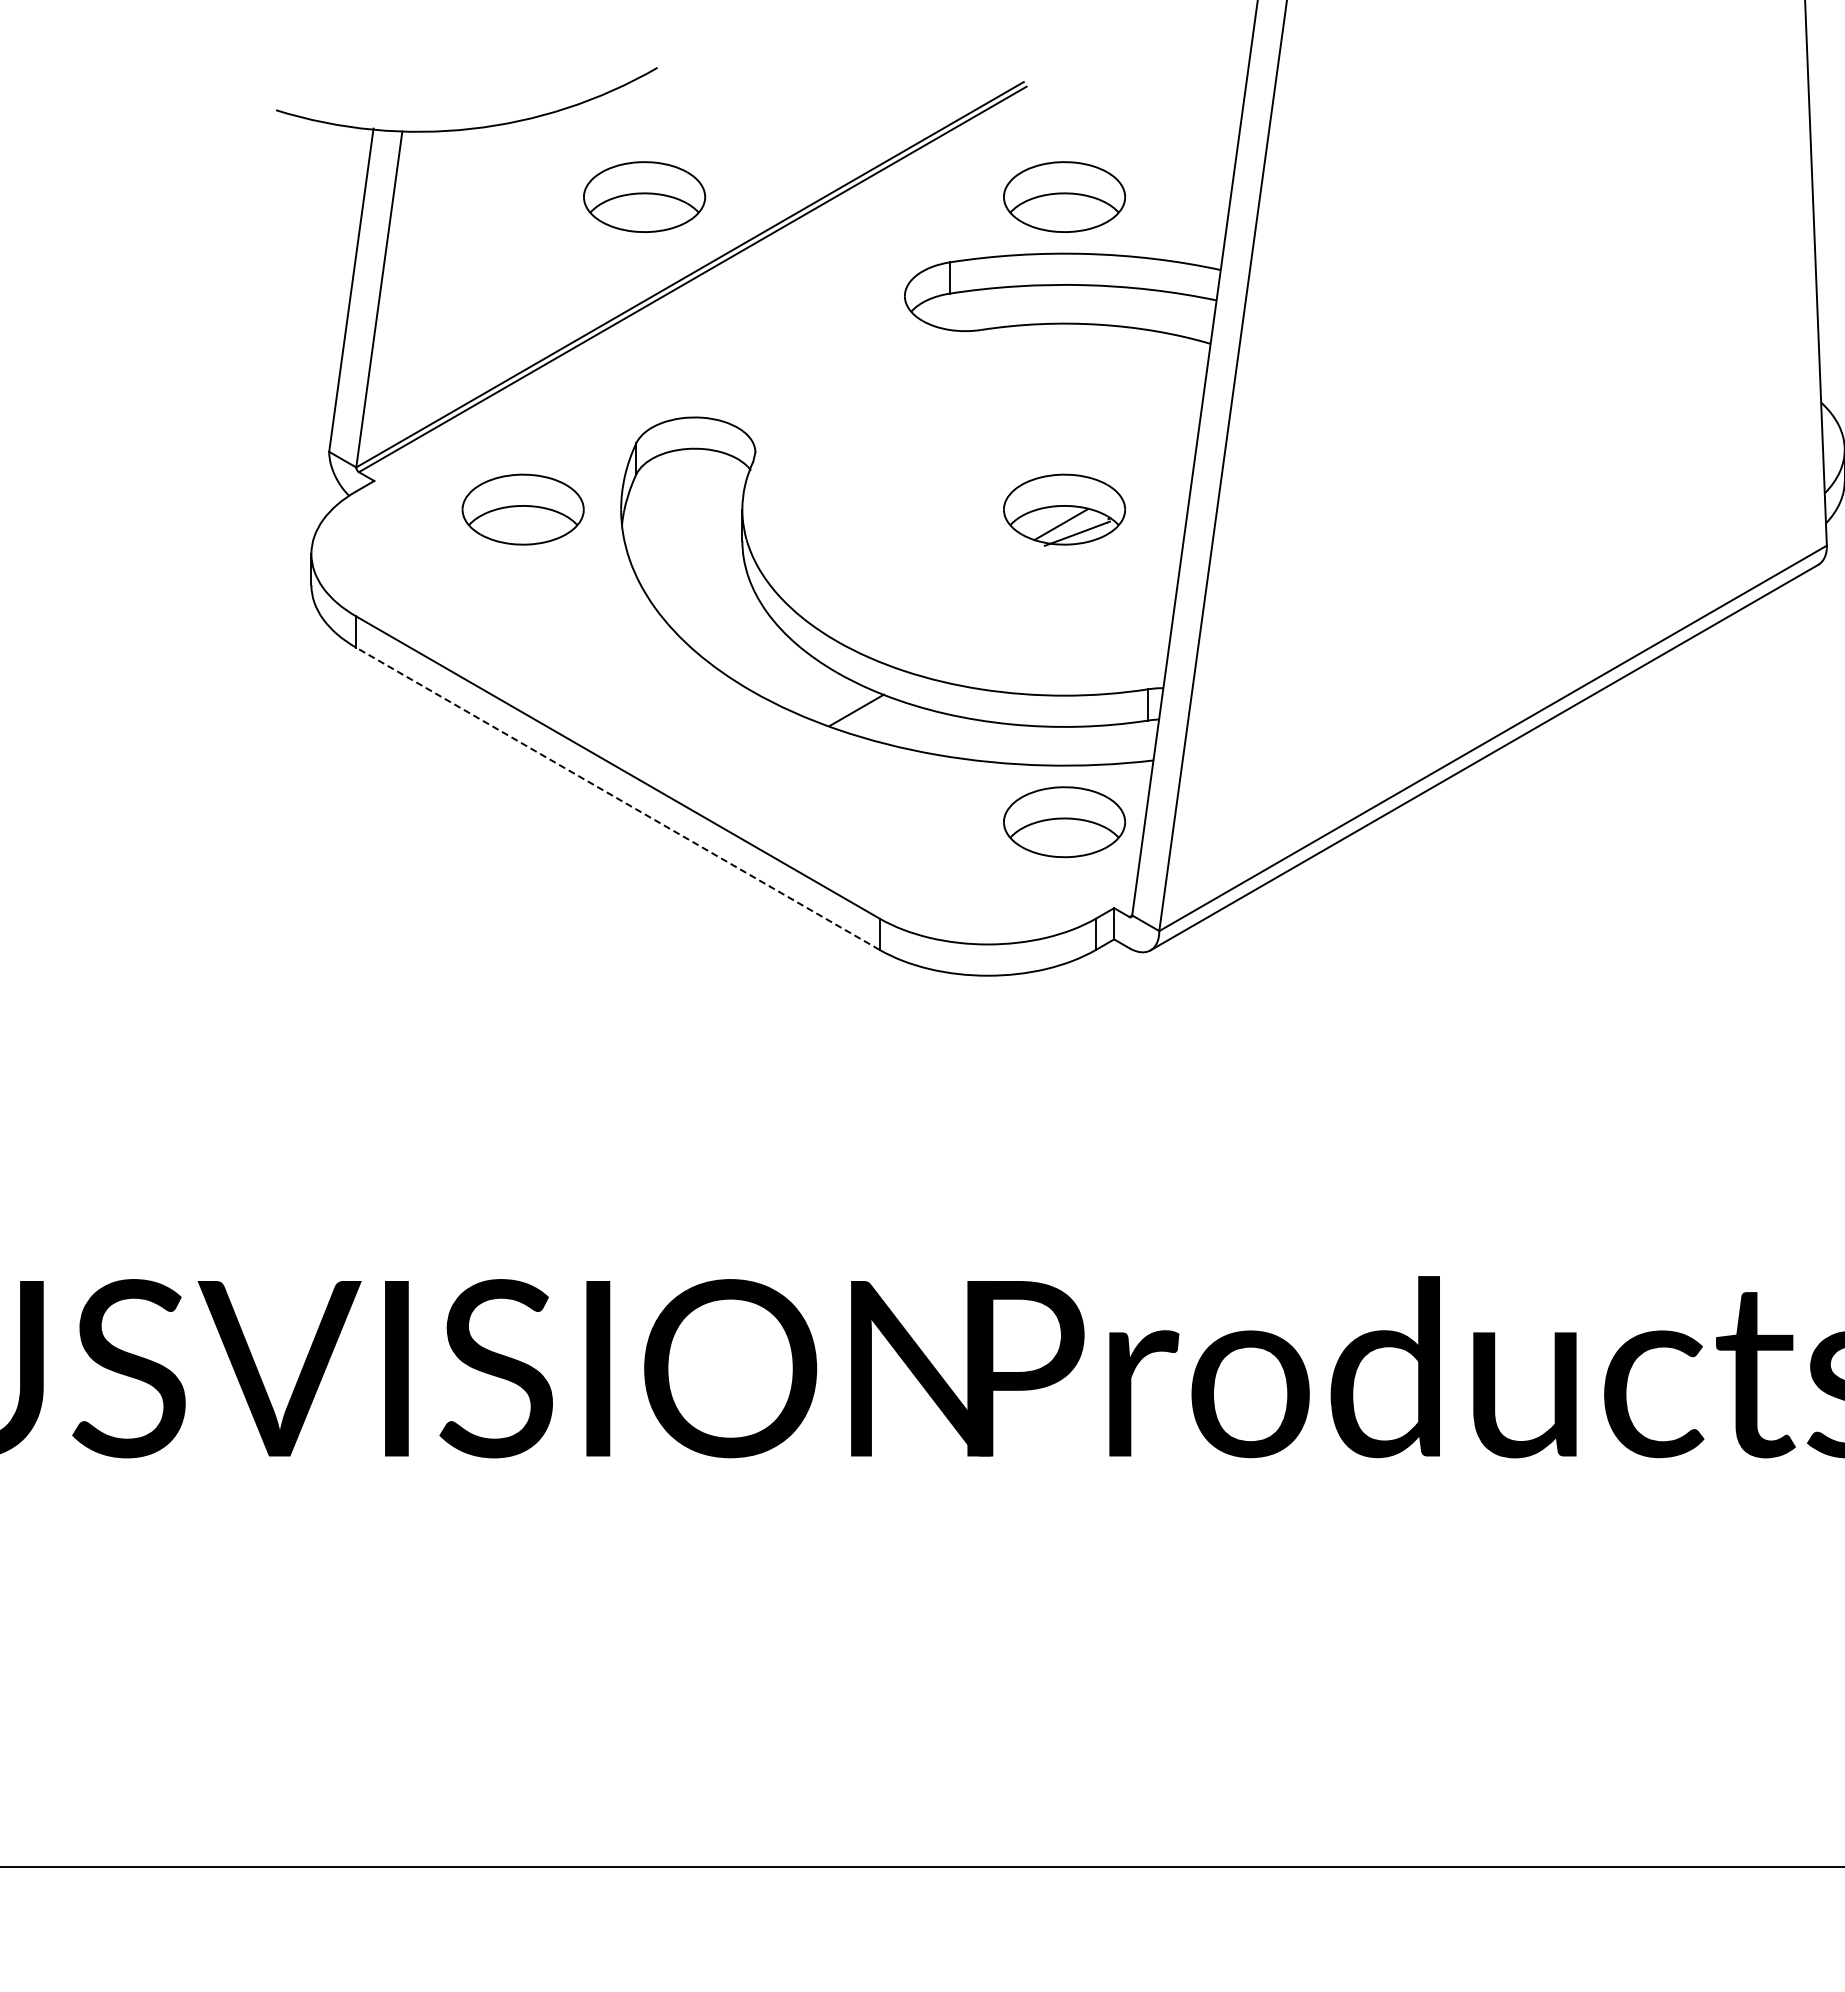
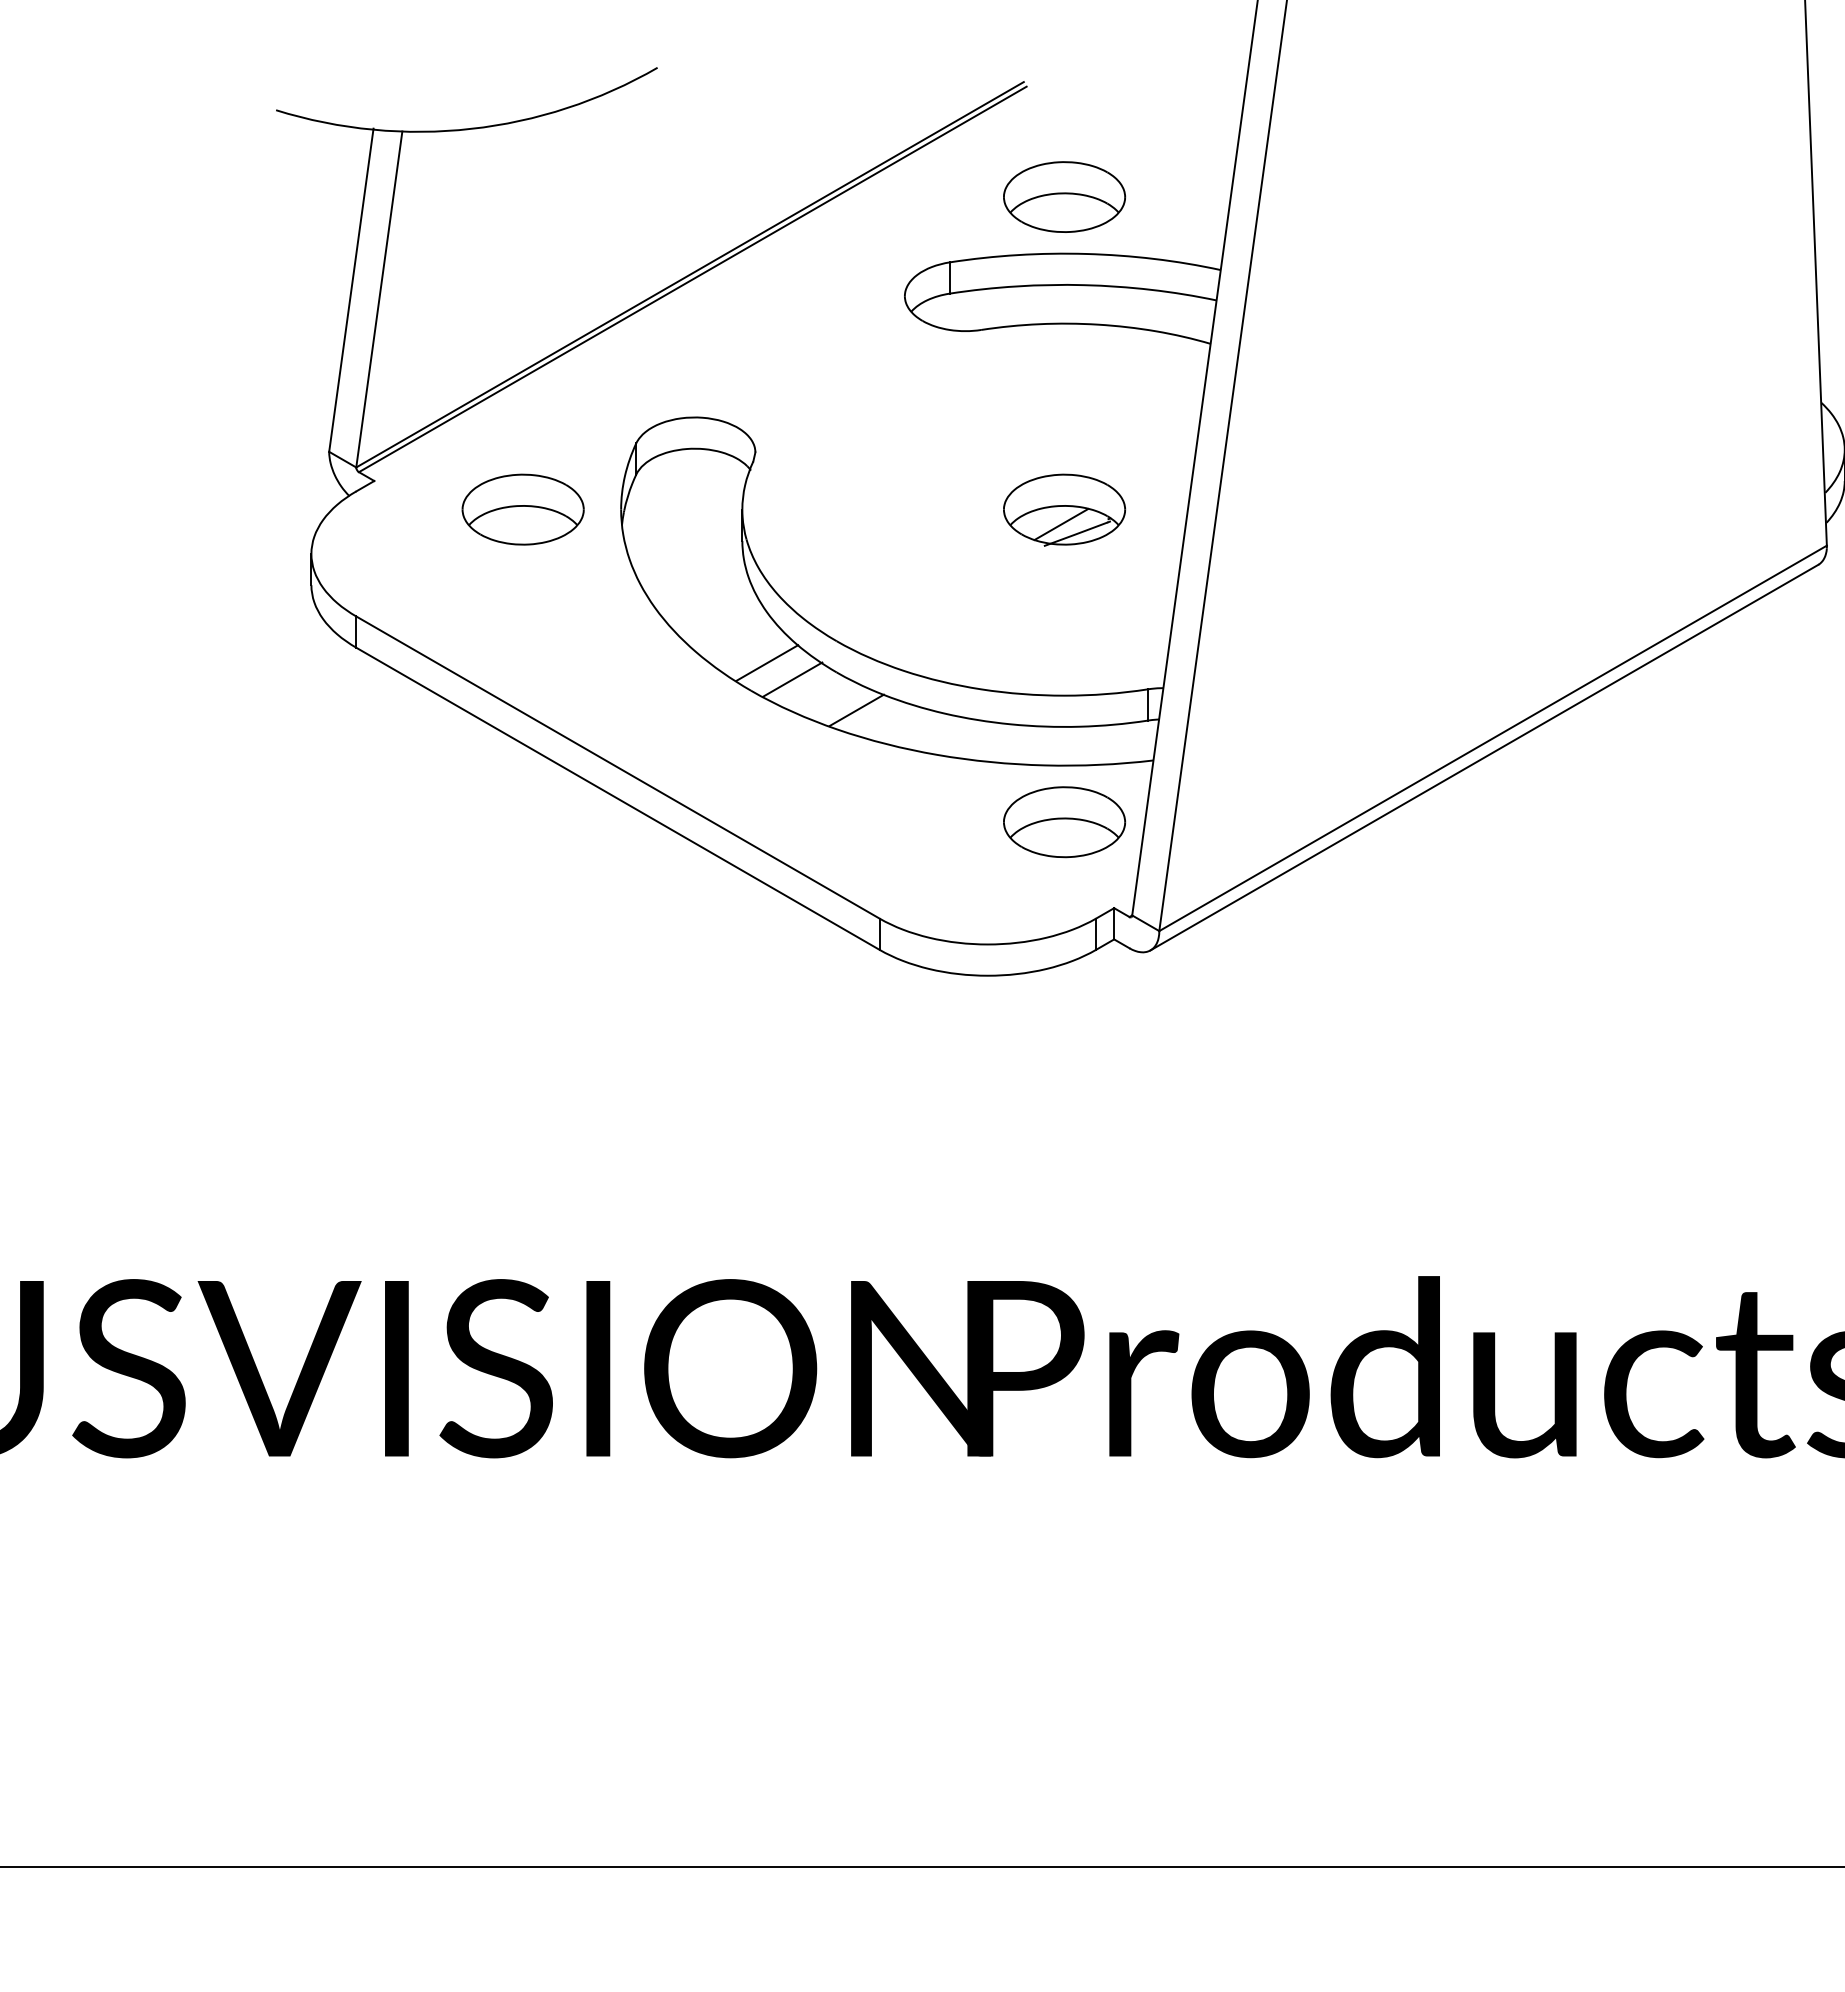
part: present -> none (644, 196)
line: none -> present (767, 662)
line: none -> present (792, 679)
line: dashed -> solid (617, 798)
